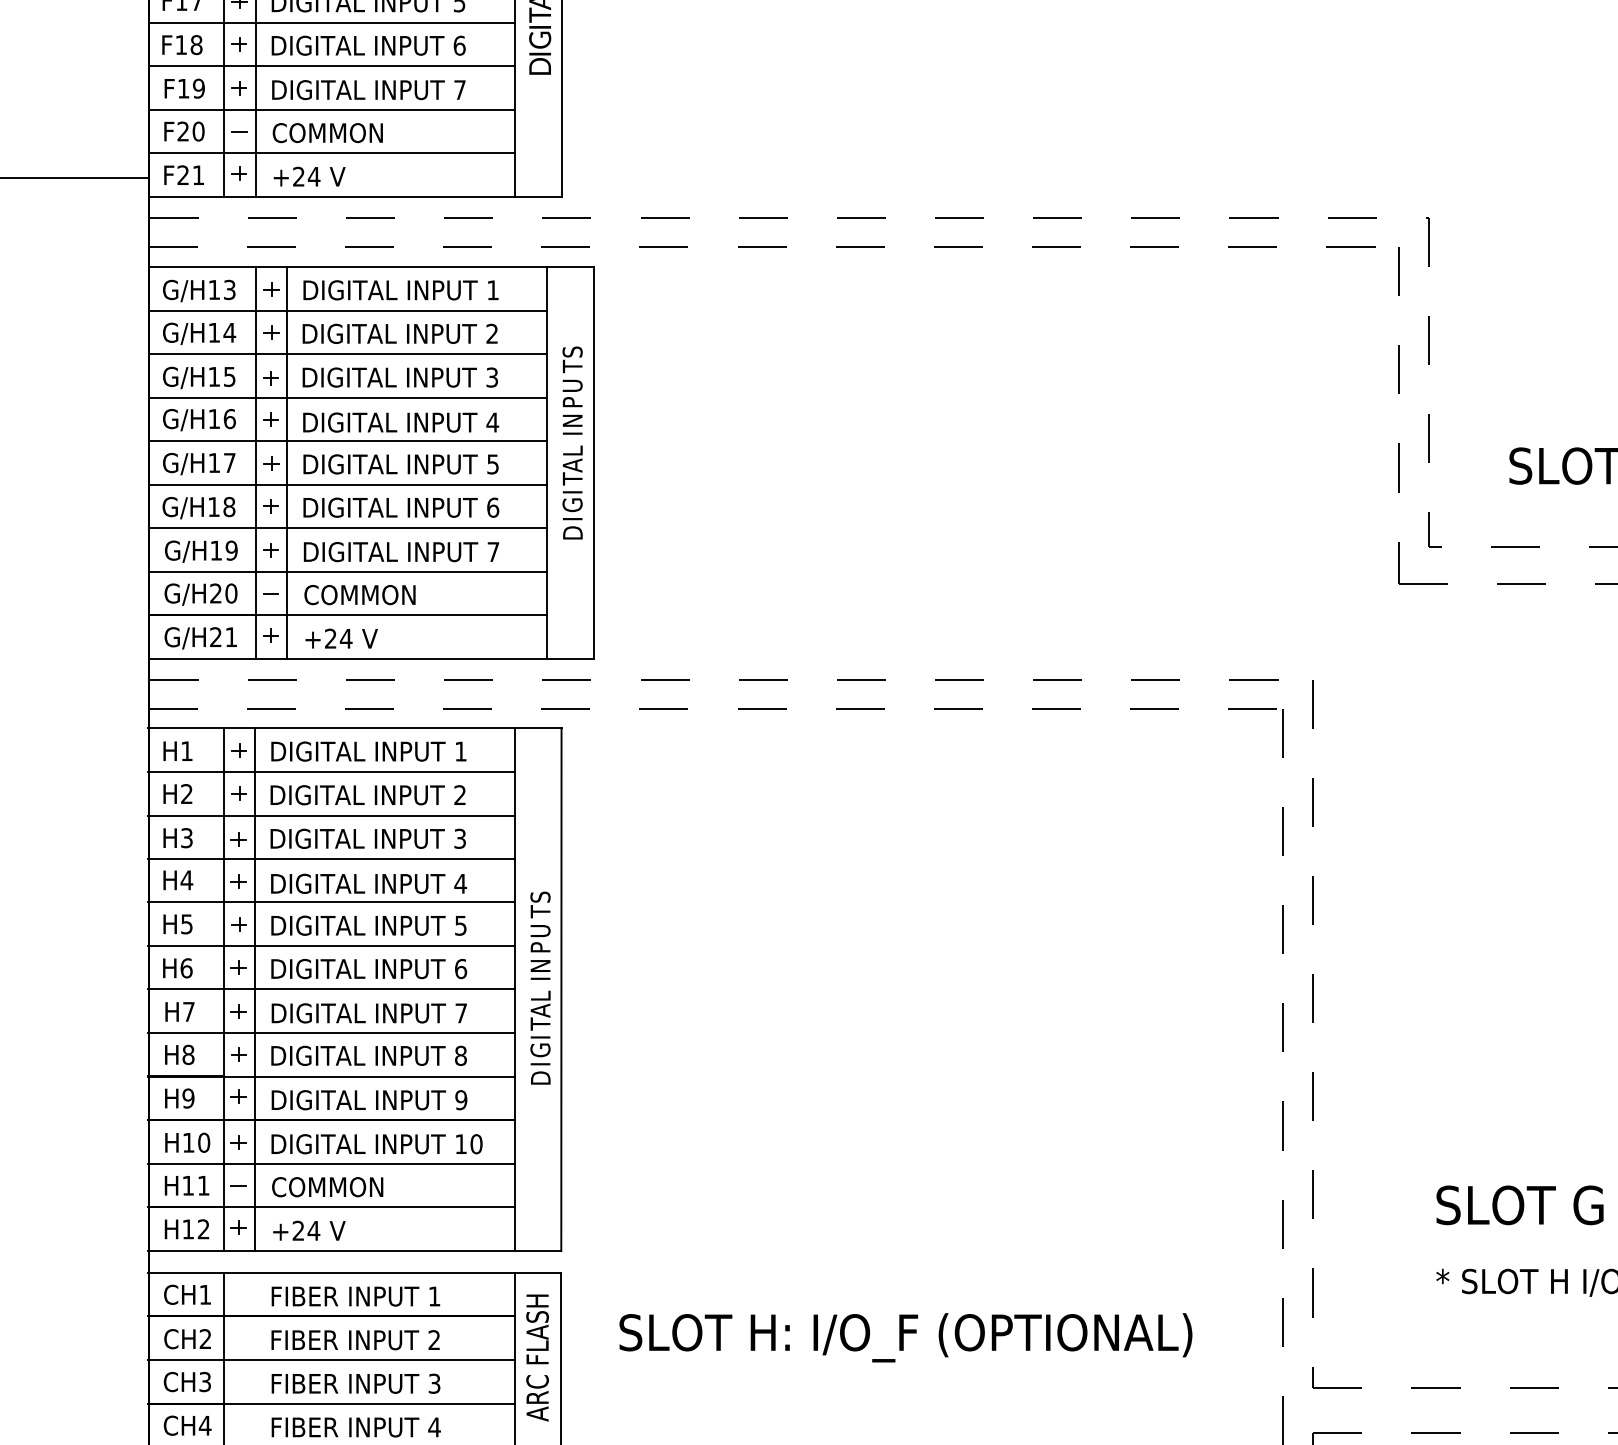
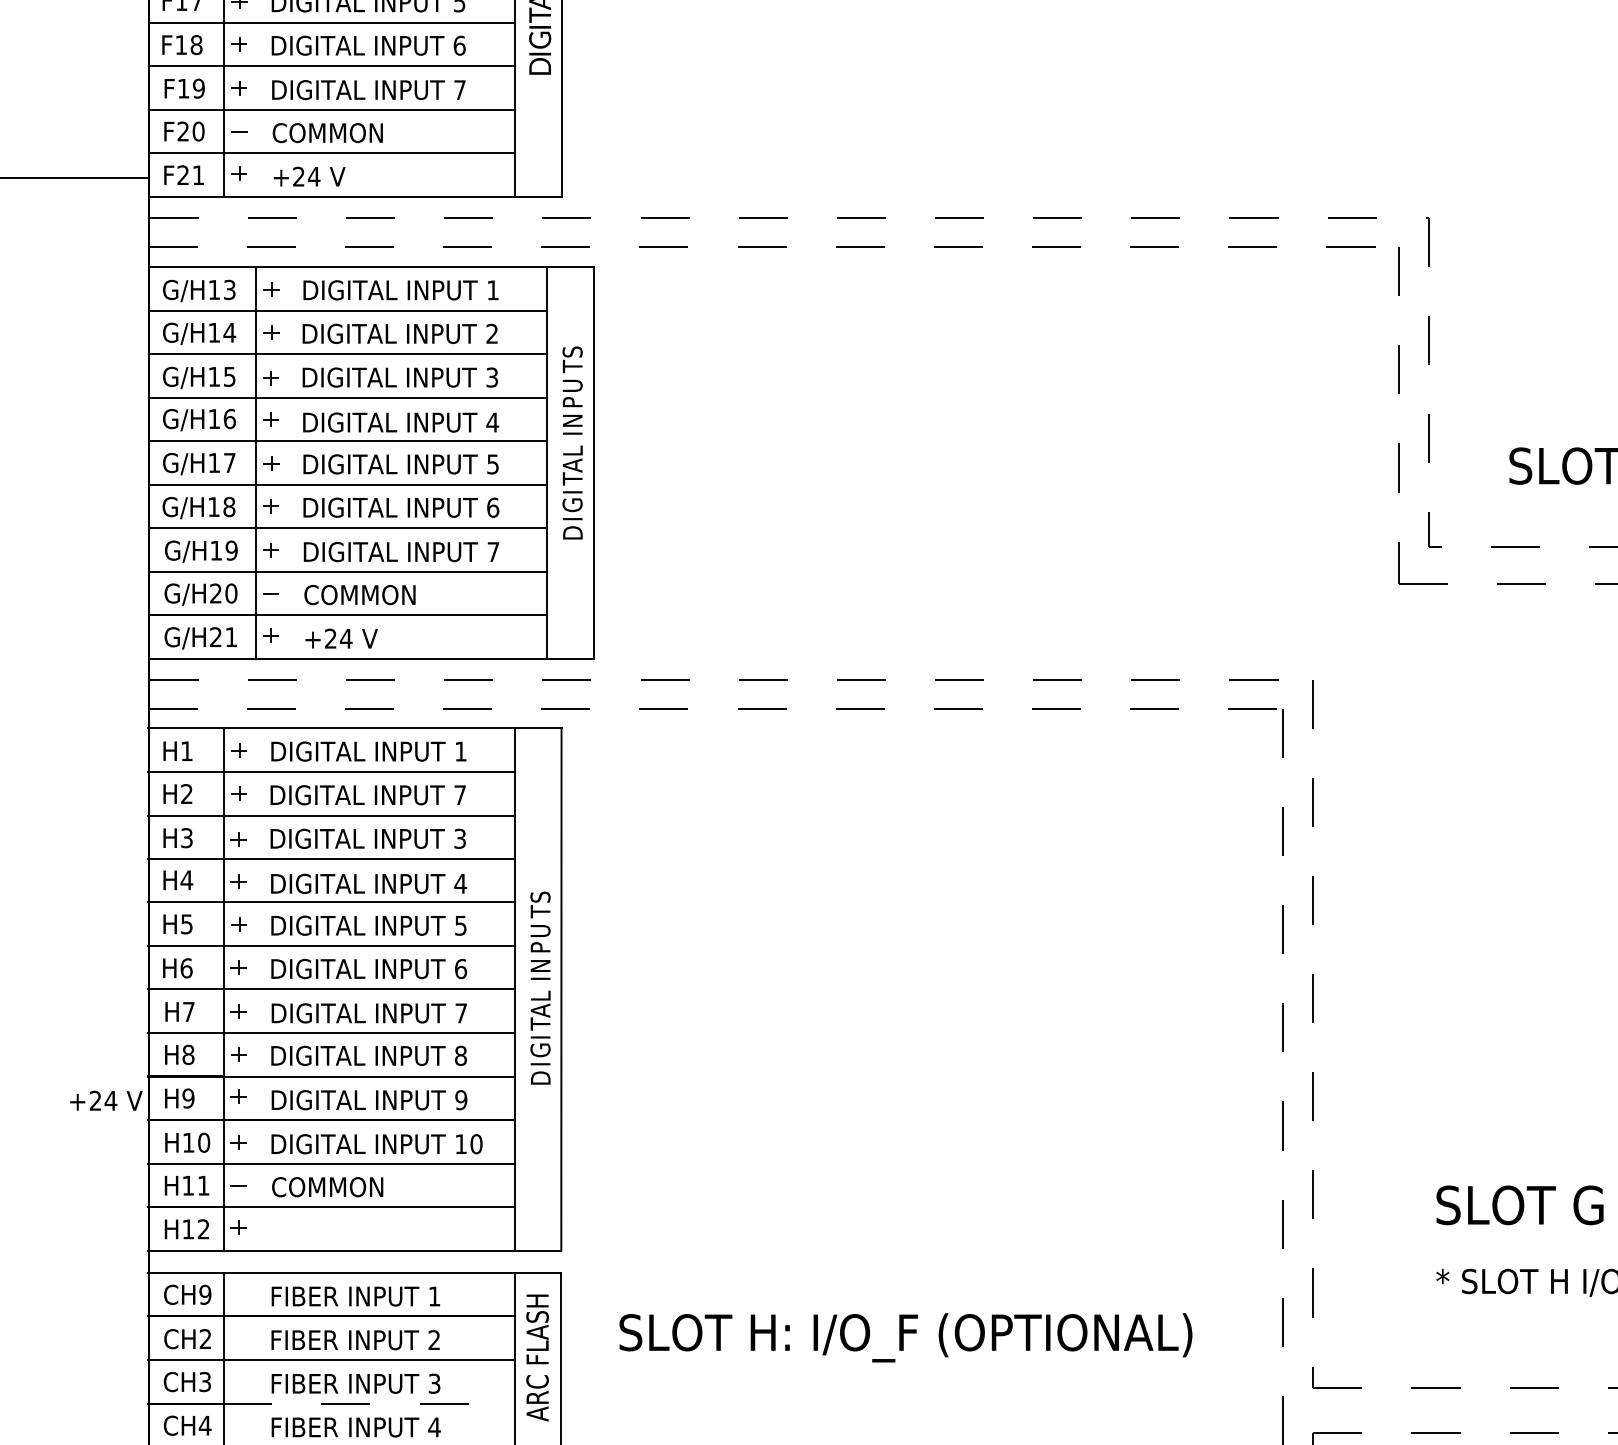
line: present -> none (255, 99)
line: present -> none (287, 462)
text: 2 -> 7 (459, 794)
line: present -> none (255, 989)
text position: (309, 1230) -> (106, 1100) (106, 1100)
text: CH1 -> CH9 (205, 1294)
line: solid -> dashed (369, 1403)
